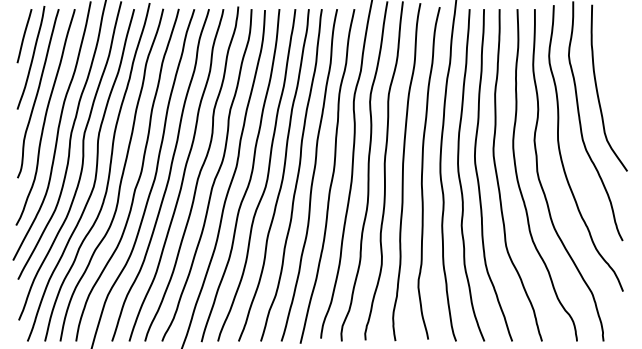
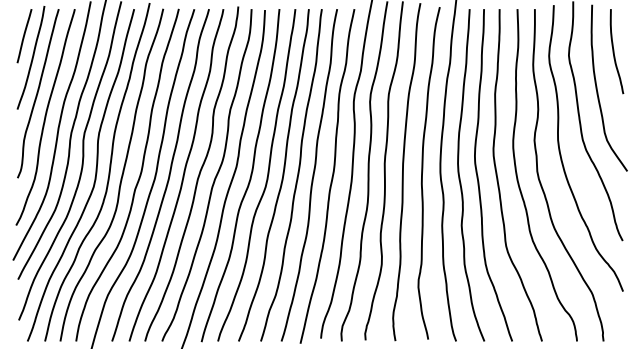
curve: none -> present (614, 51)
